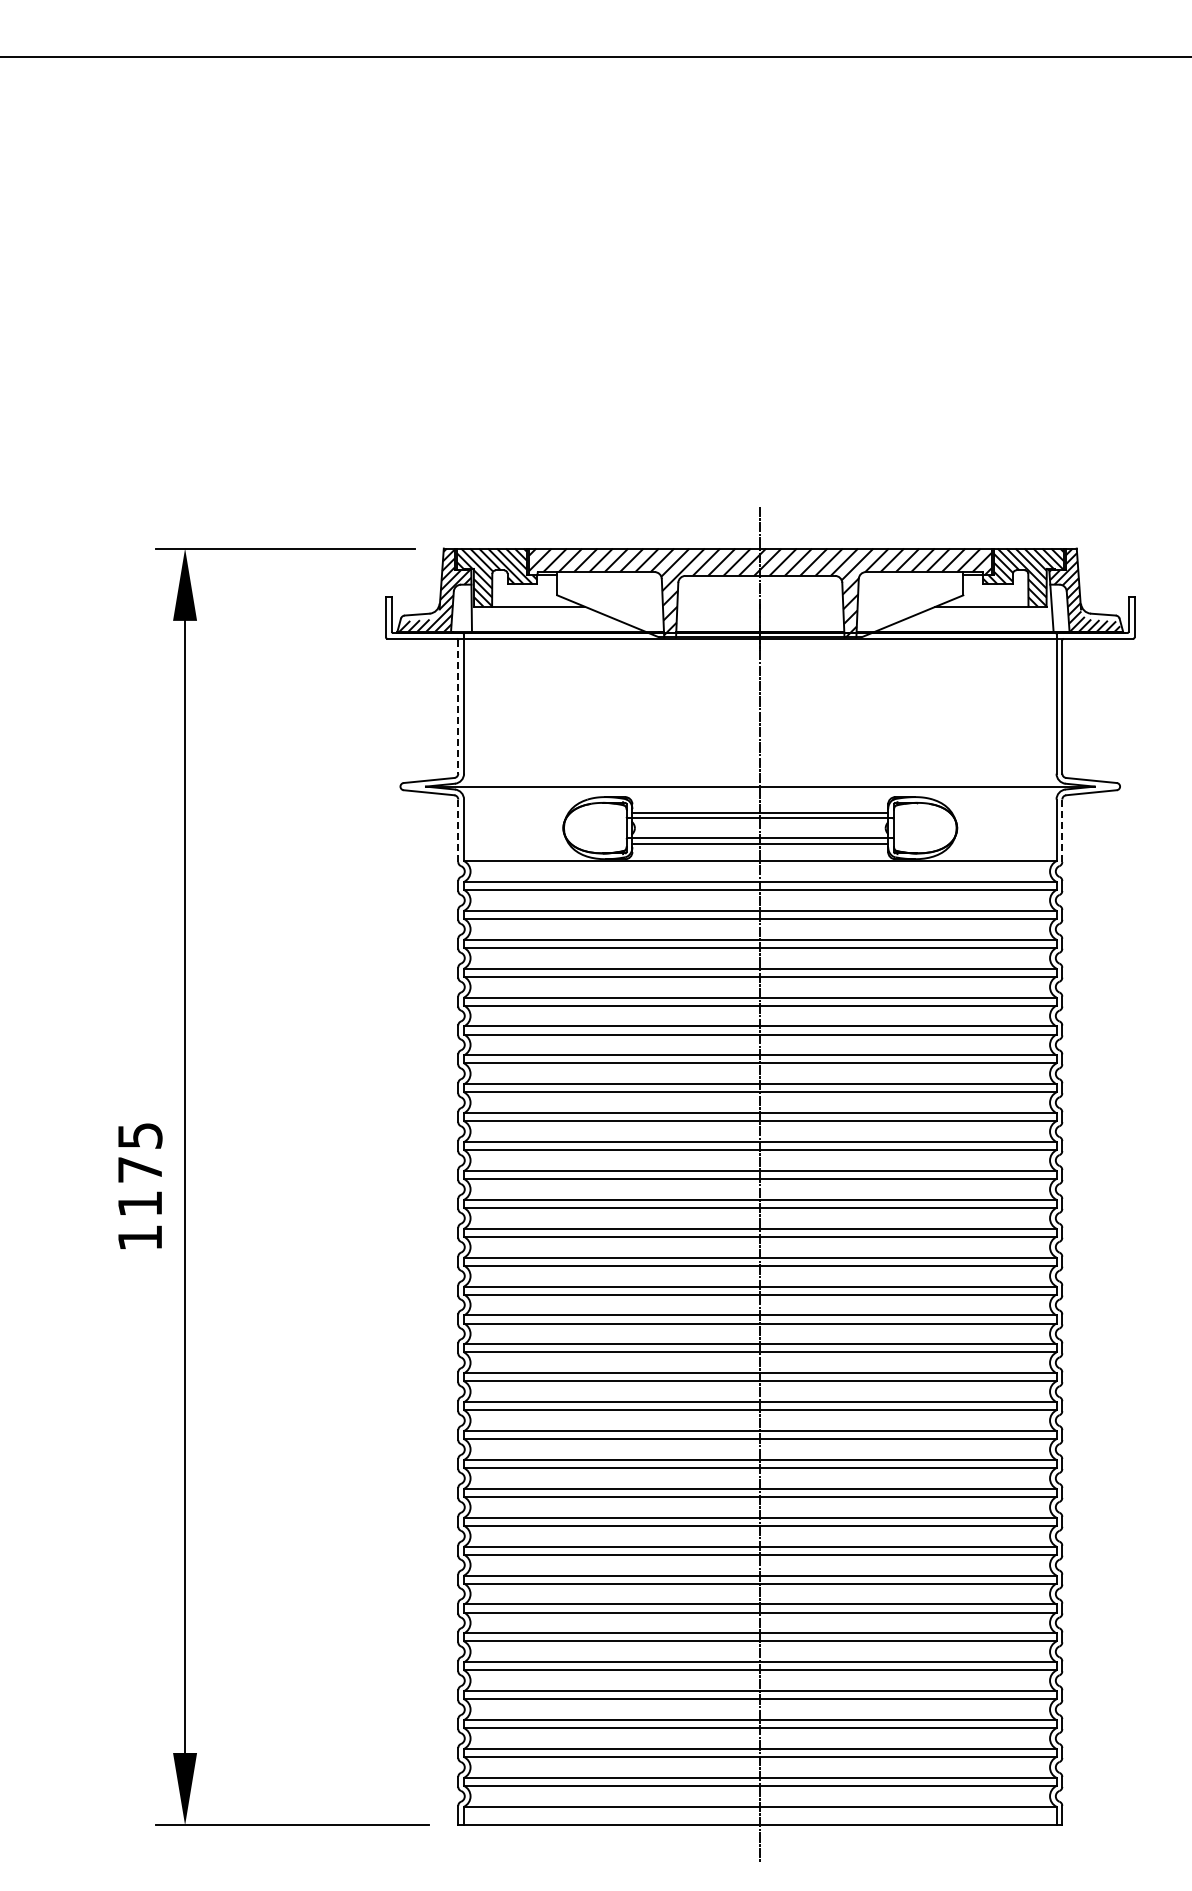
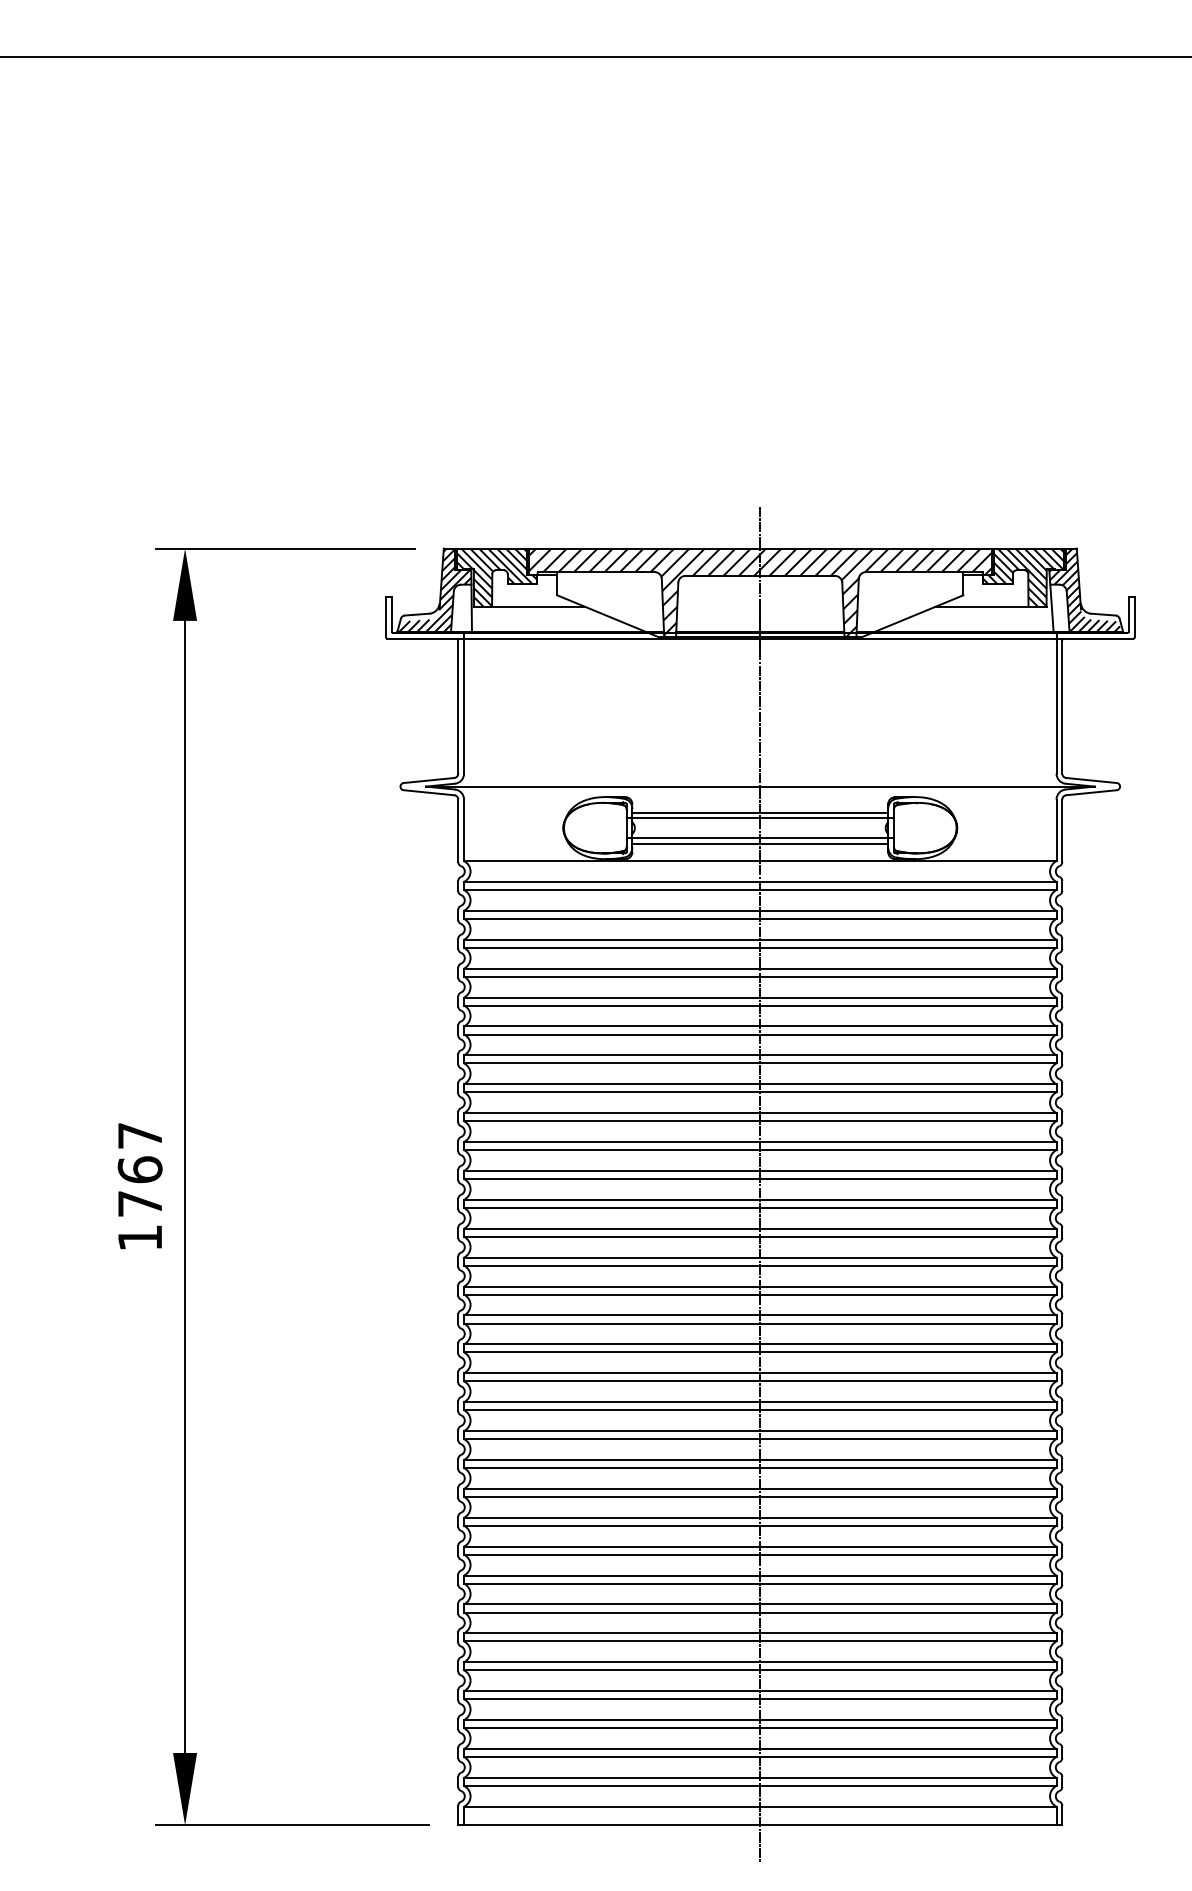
line: dashed -> solid (458, 707)
line: dashed -> solid (458, 831)
line: dashed -> solid (1062, 831)
text: 1175 -> 1767 (139, 1169)
